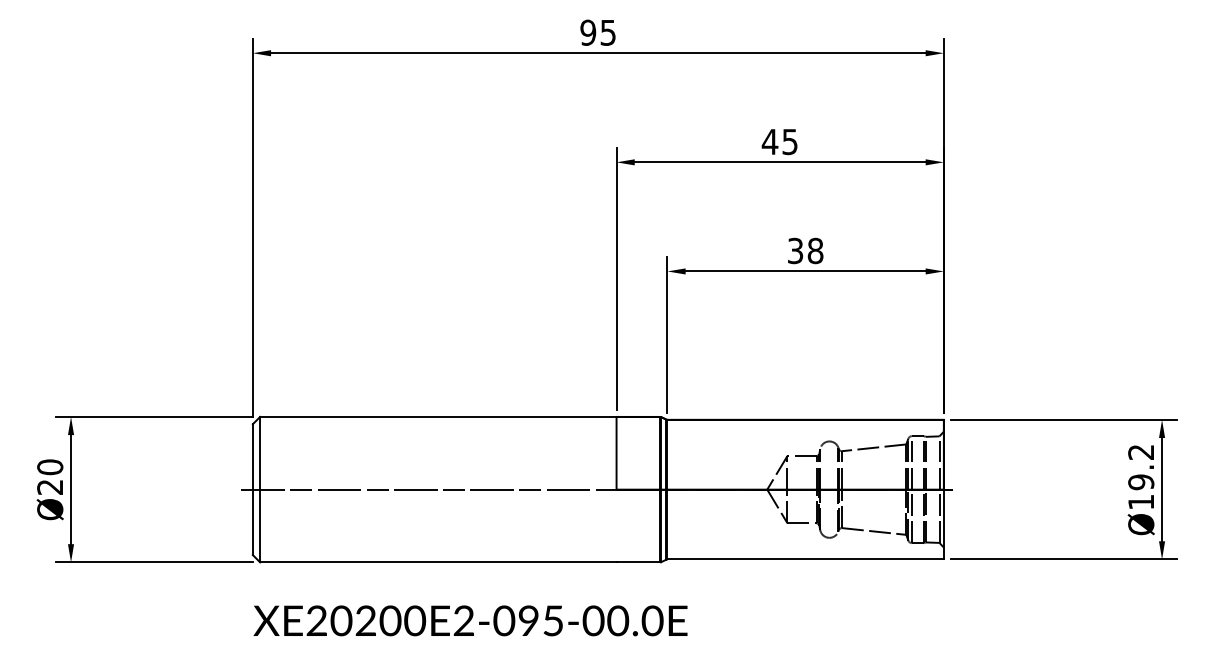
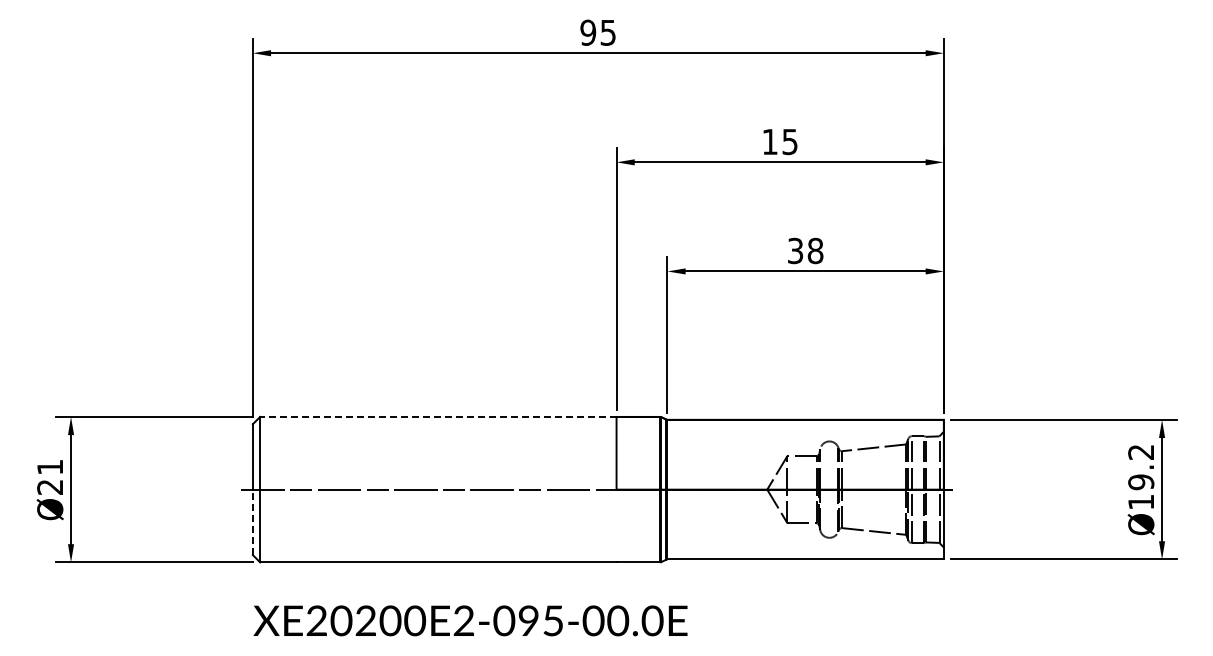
text: 45 -> 15 (769, 141)
line: solid -> dashed (437, 416)
text: Ø20 -> Ø21 (50, 467)
line: solid -> dashed (252, 522)
